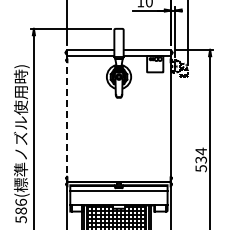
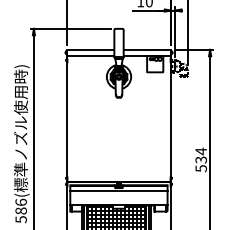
line: dashed -> solid (67, 119)
